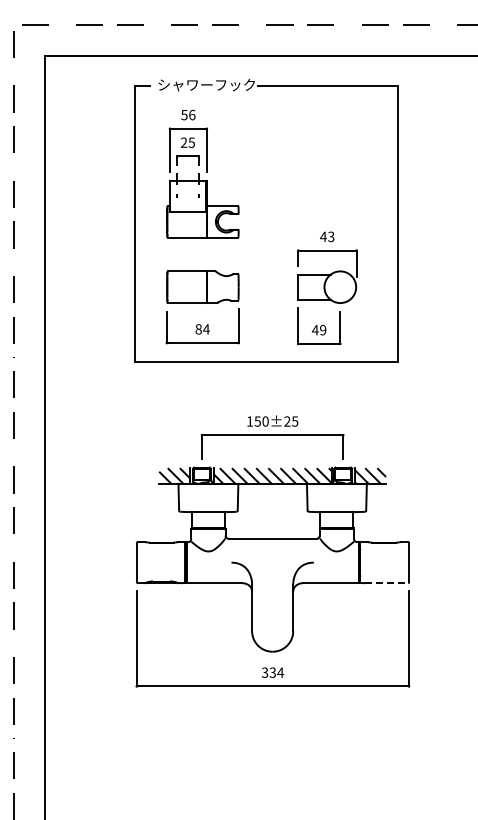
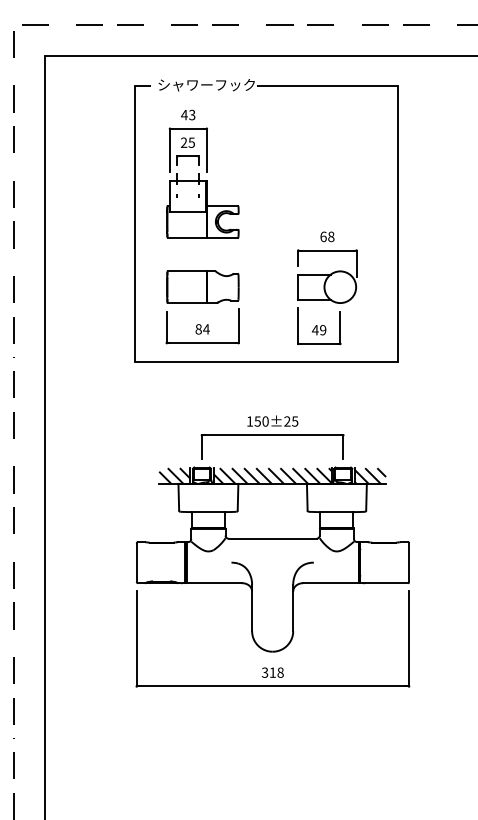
text: 56 -> 43 (188, 114)
text: 43 -> 68 (327, 236)
line: dashed -> solid (387, 583)
text: 334 -> 318 (276, 672)
